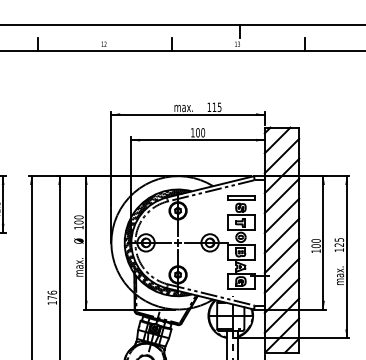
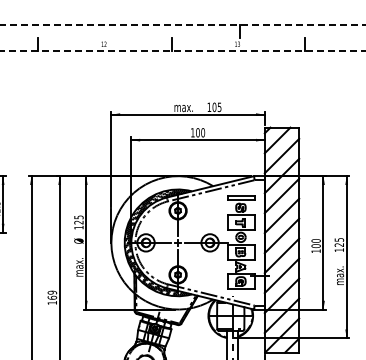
line: solid -> dashed (183, 24)
line: solid -> dashed (182, 51)
text: 115 -> 105 (214, 107)
text: 100 -> 125 (78, 219)
text: 176 -> 169 (52, 294)
